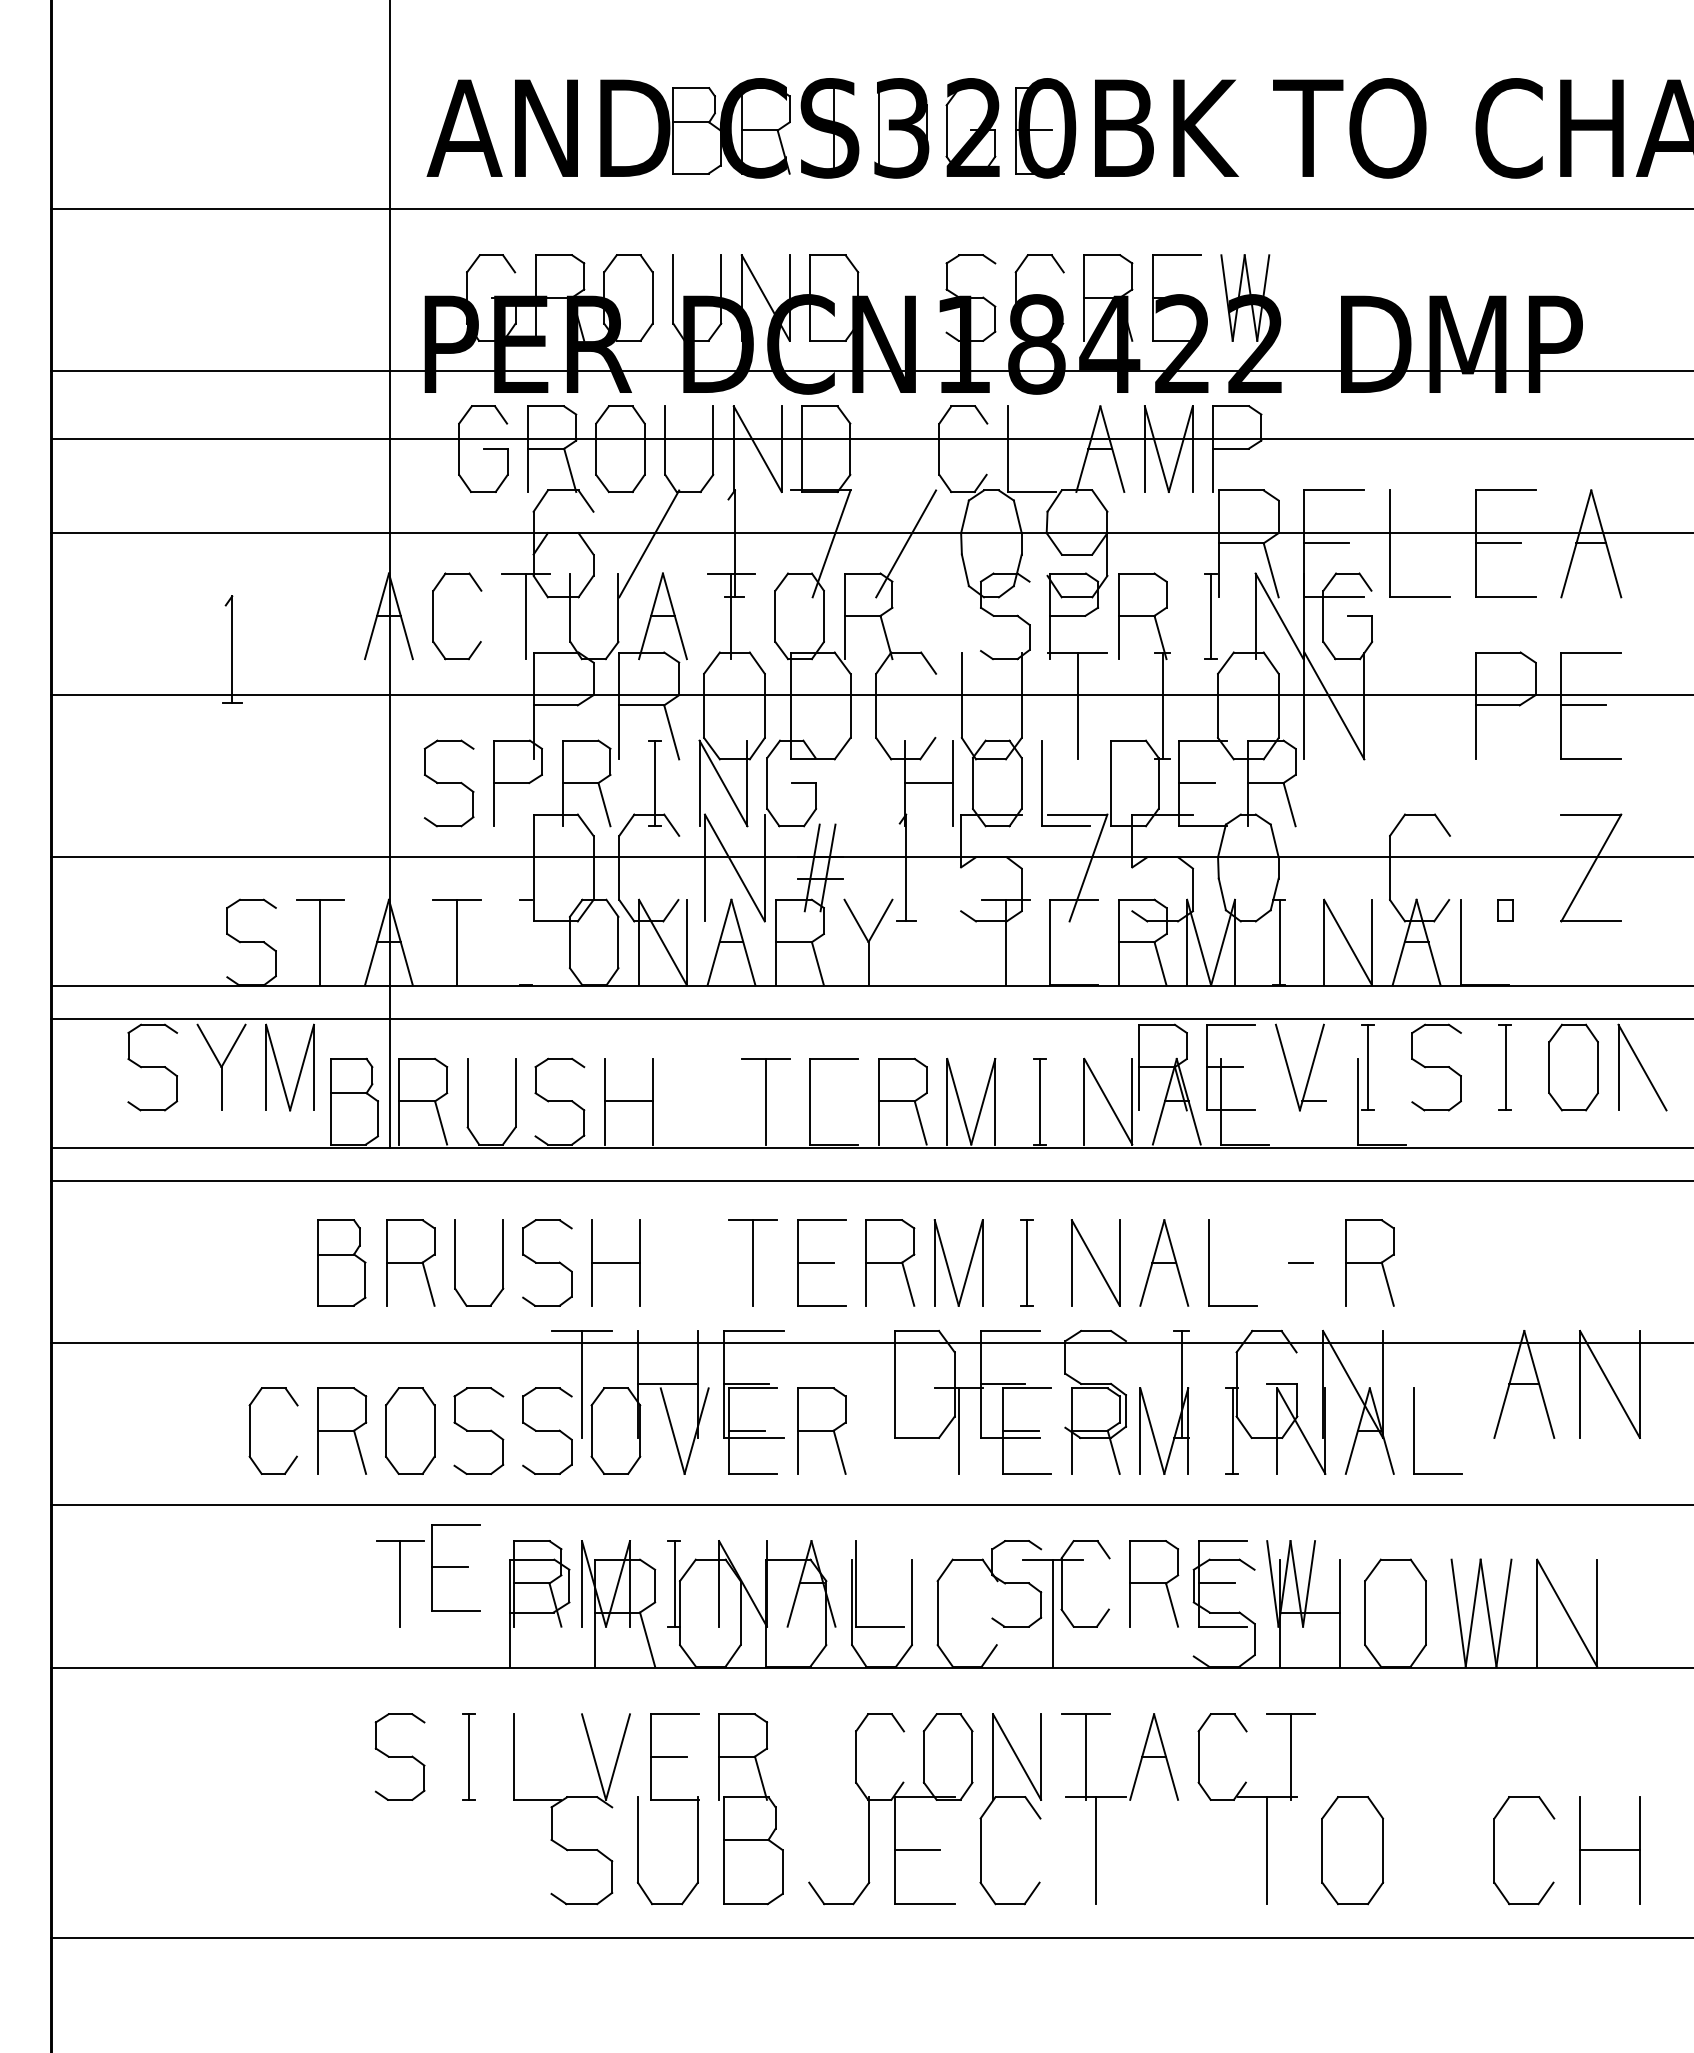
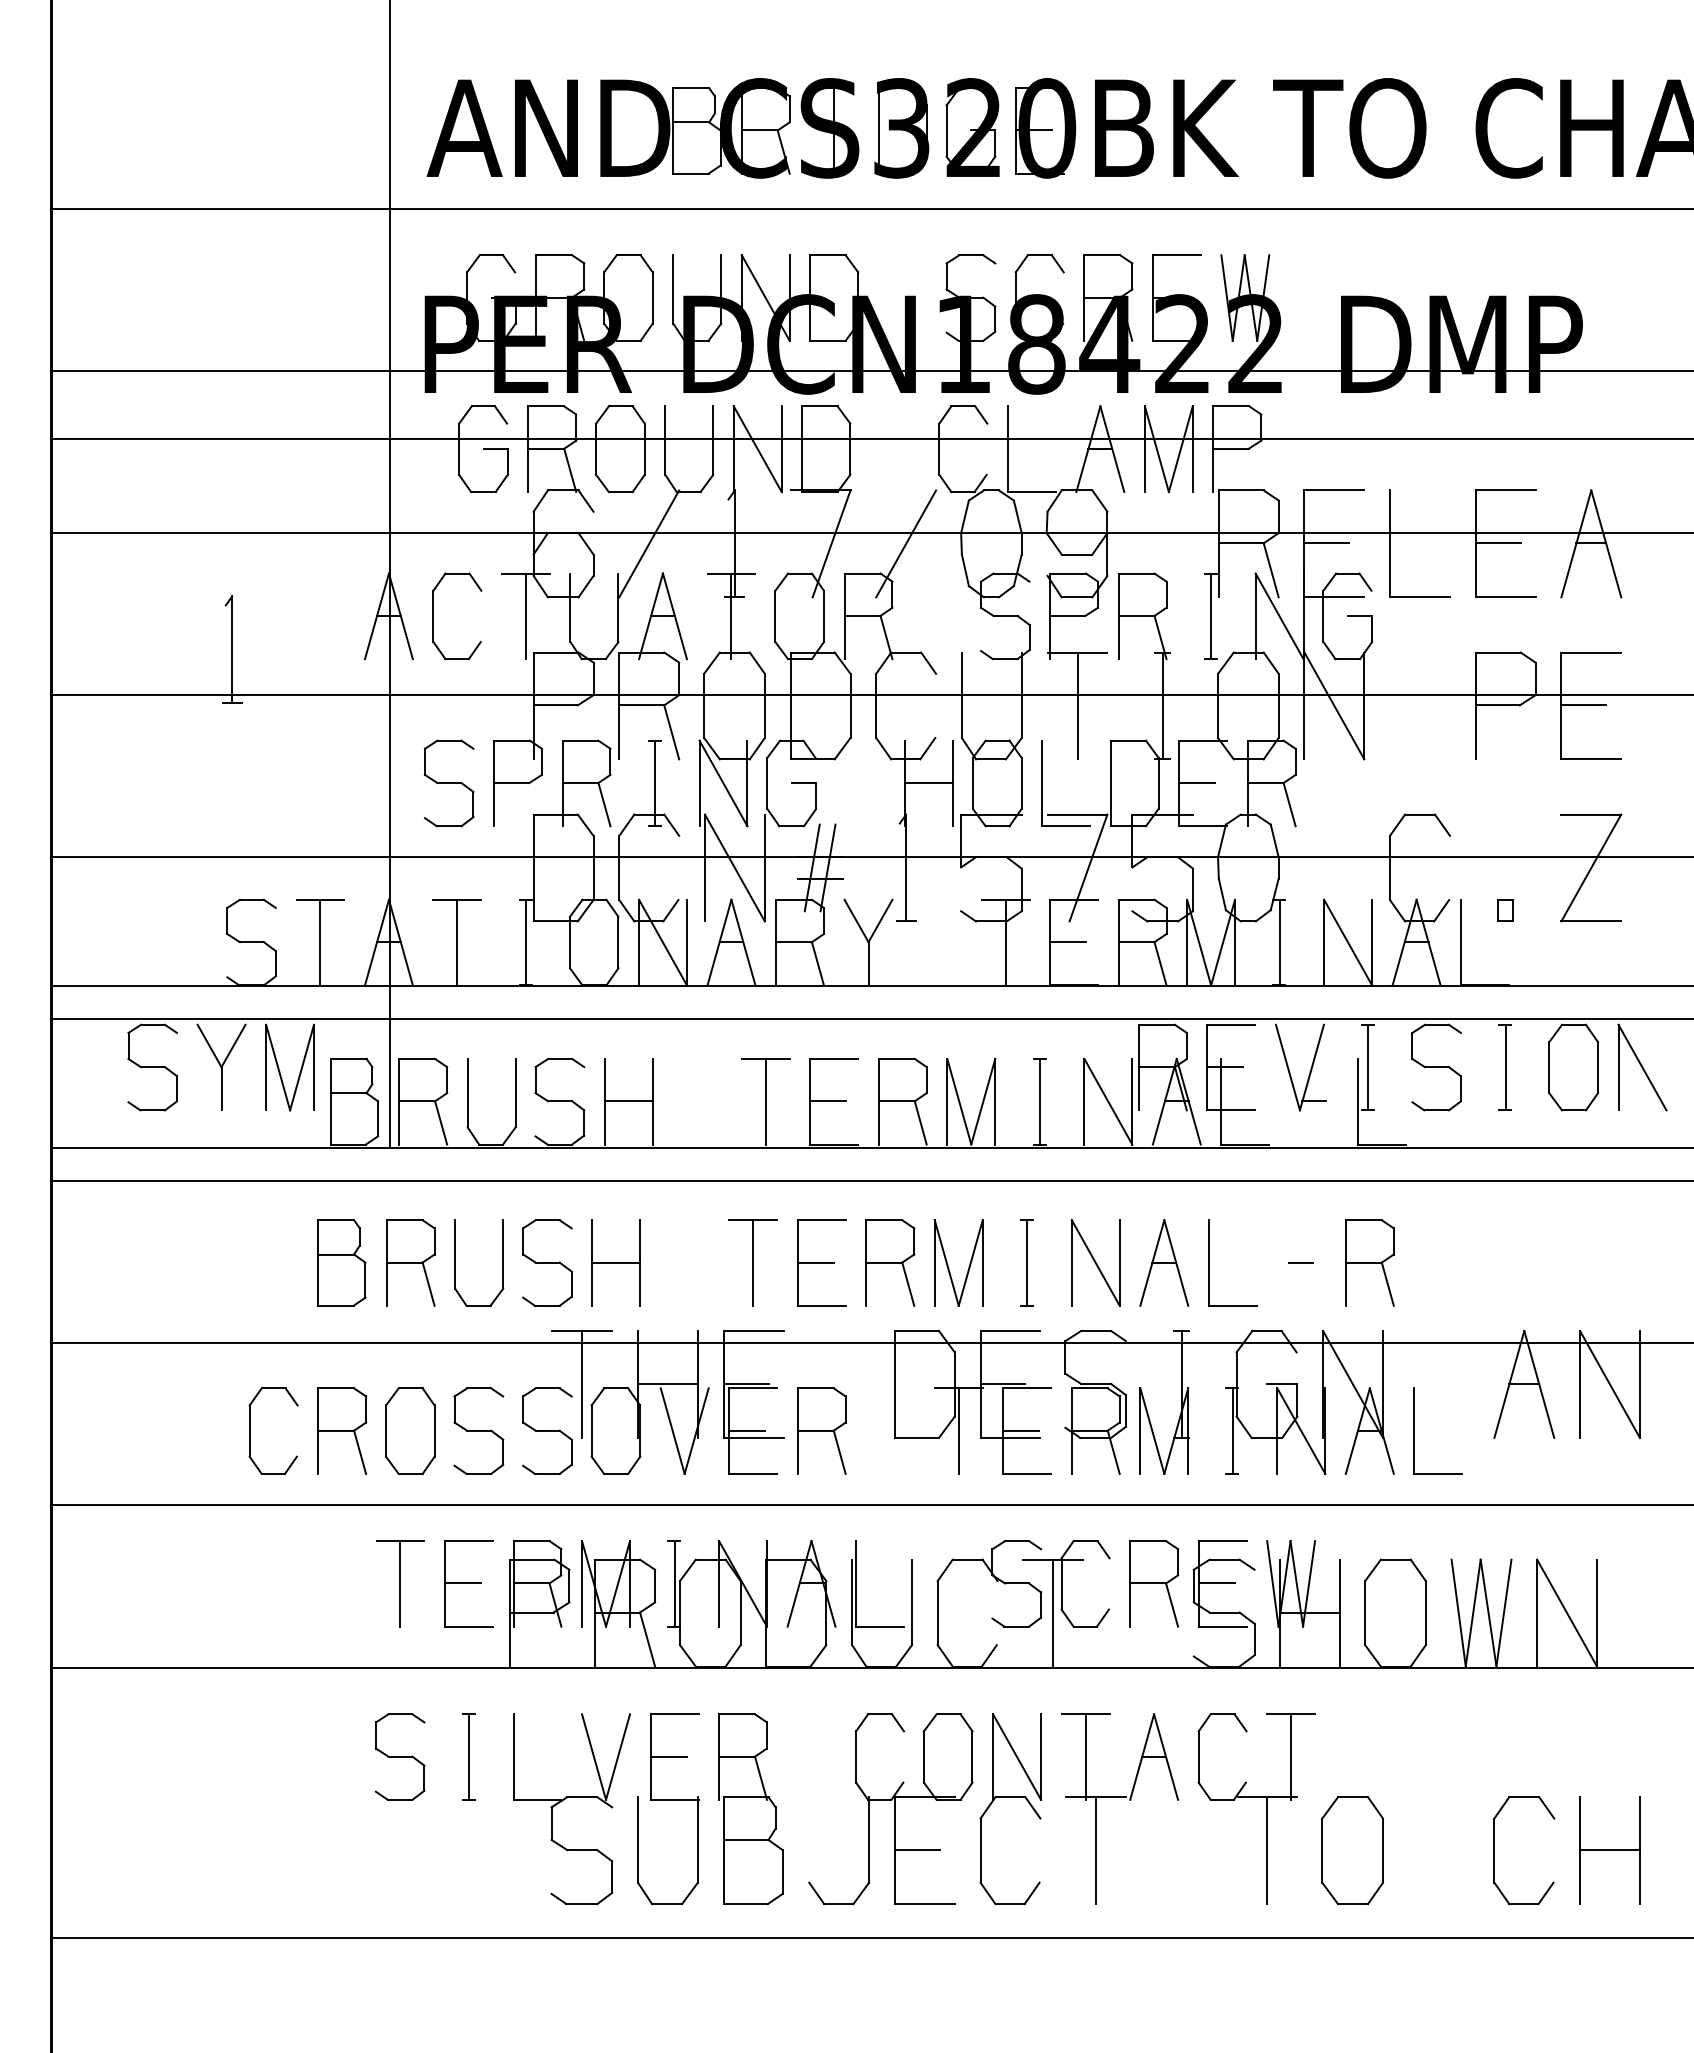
line: none -> present (525, 942)
line: none -> present (1068, 942)
line: none -> present (828, 1101)
part position: (455, 1567) -> (468, 1583) (468, 1583)
